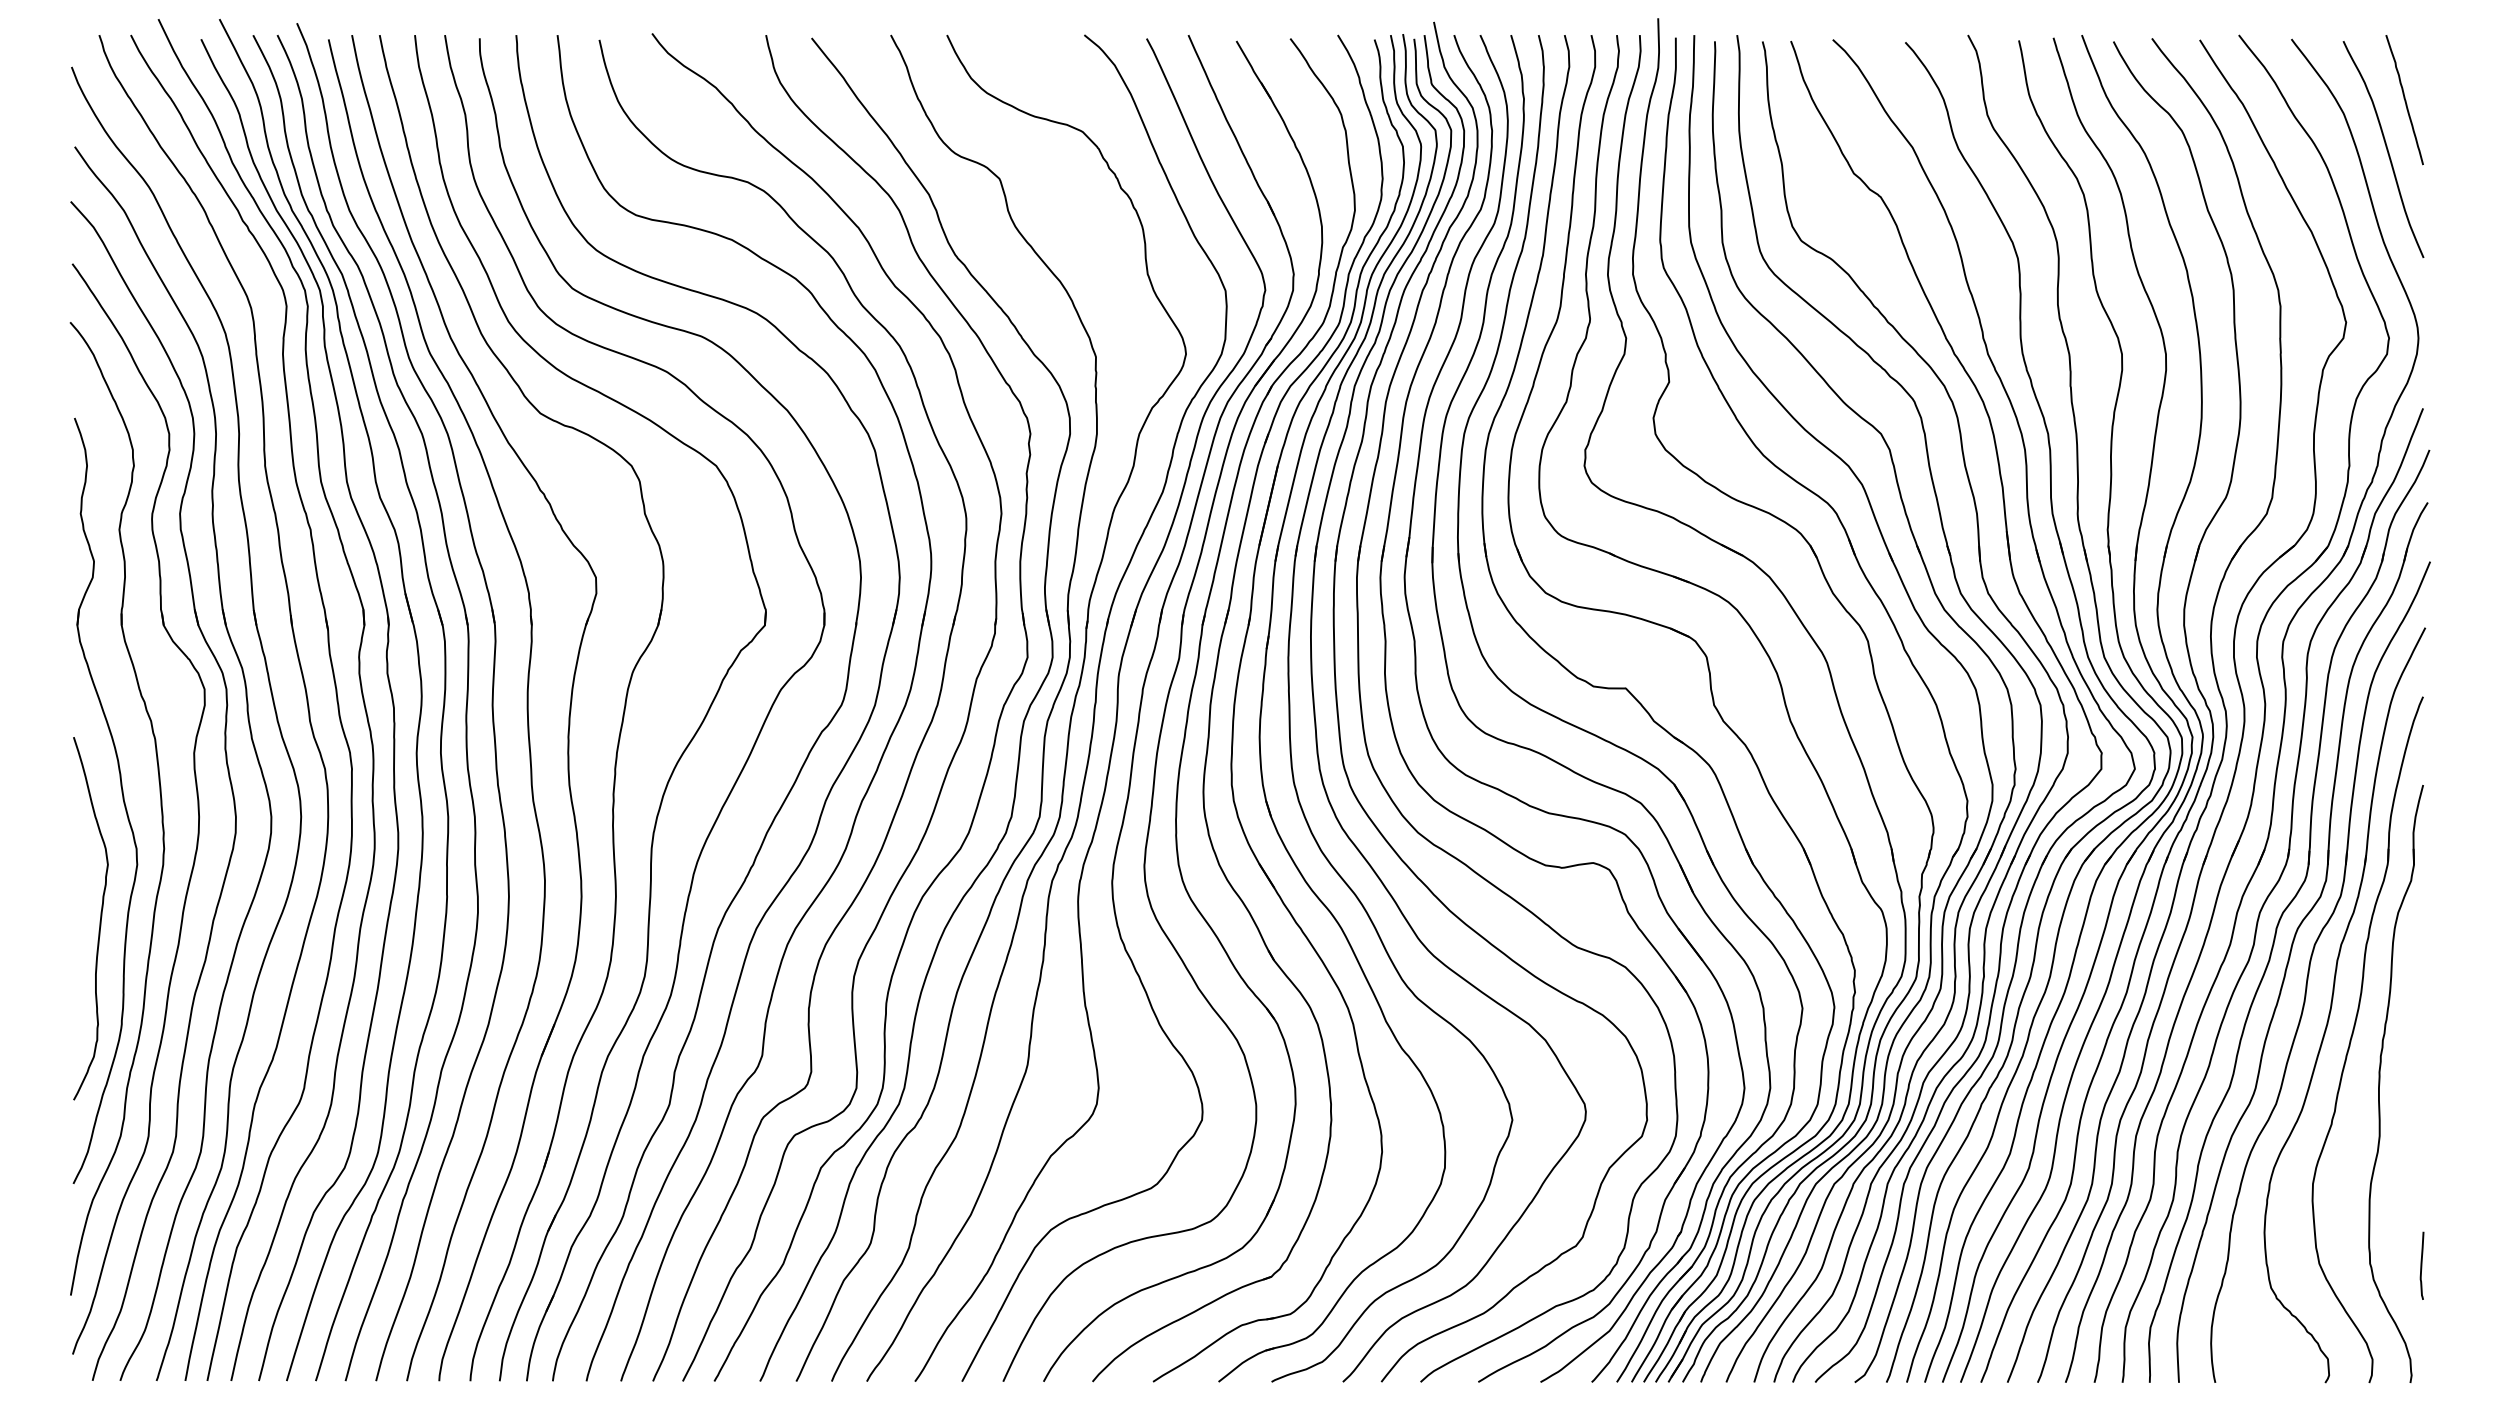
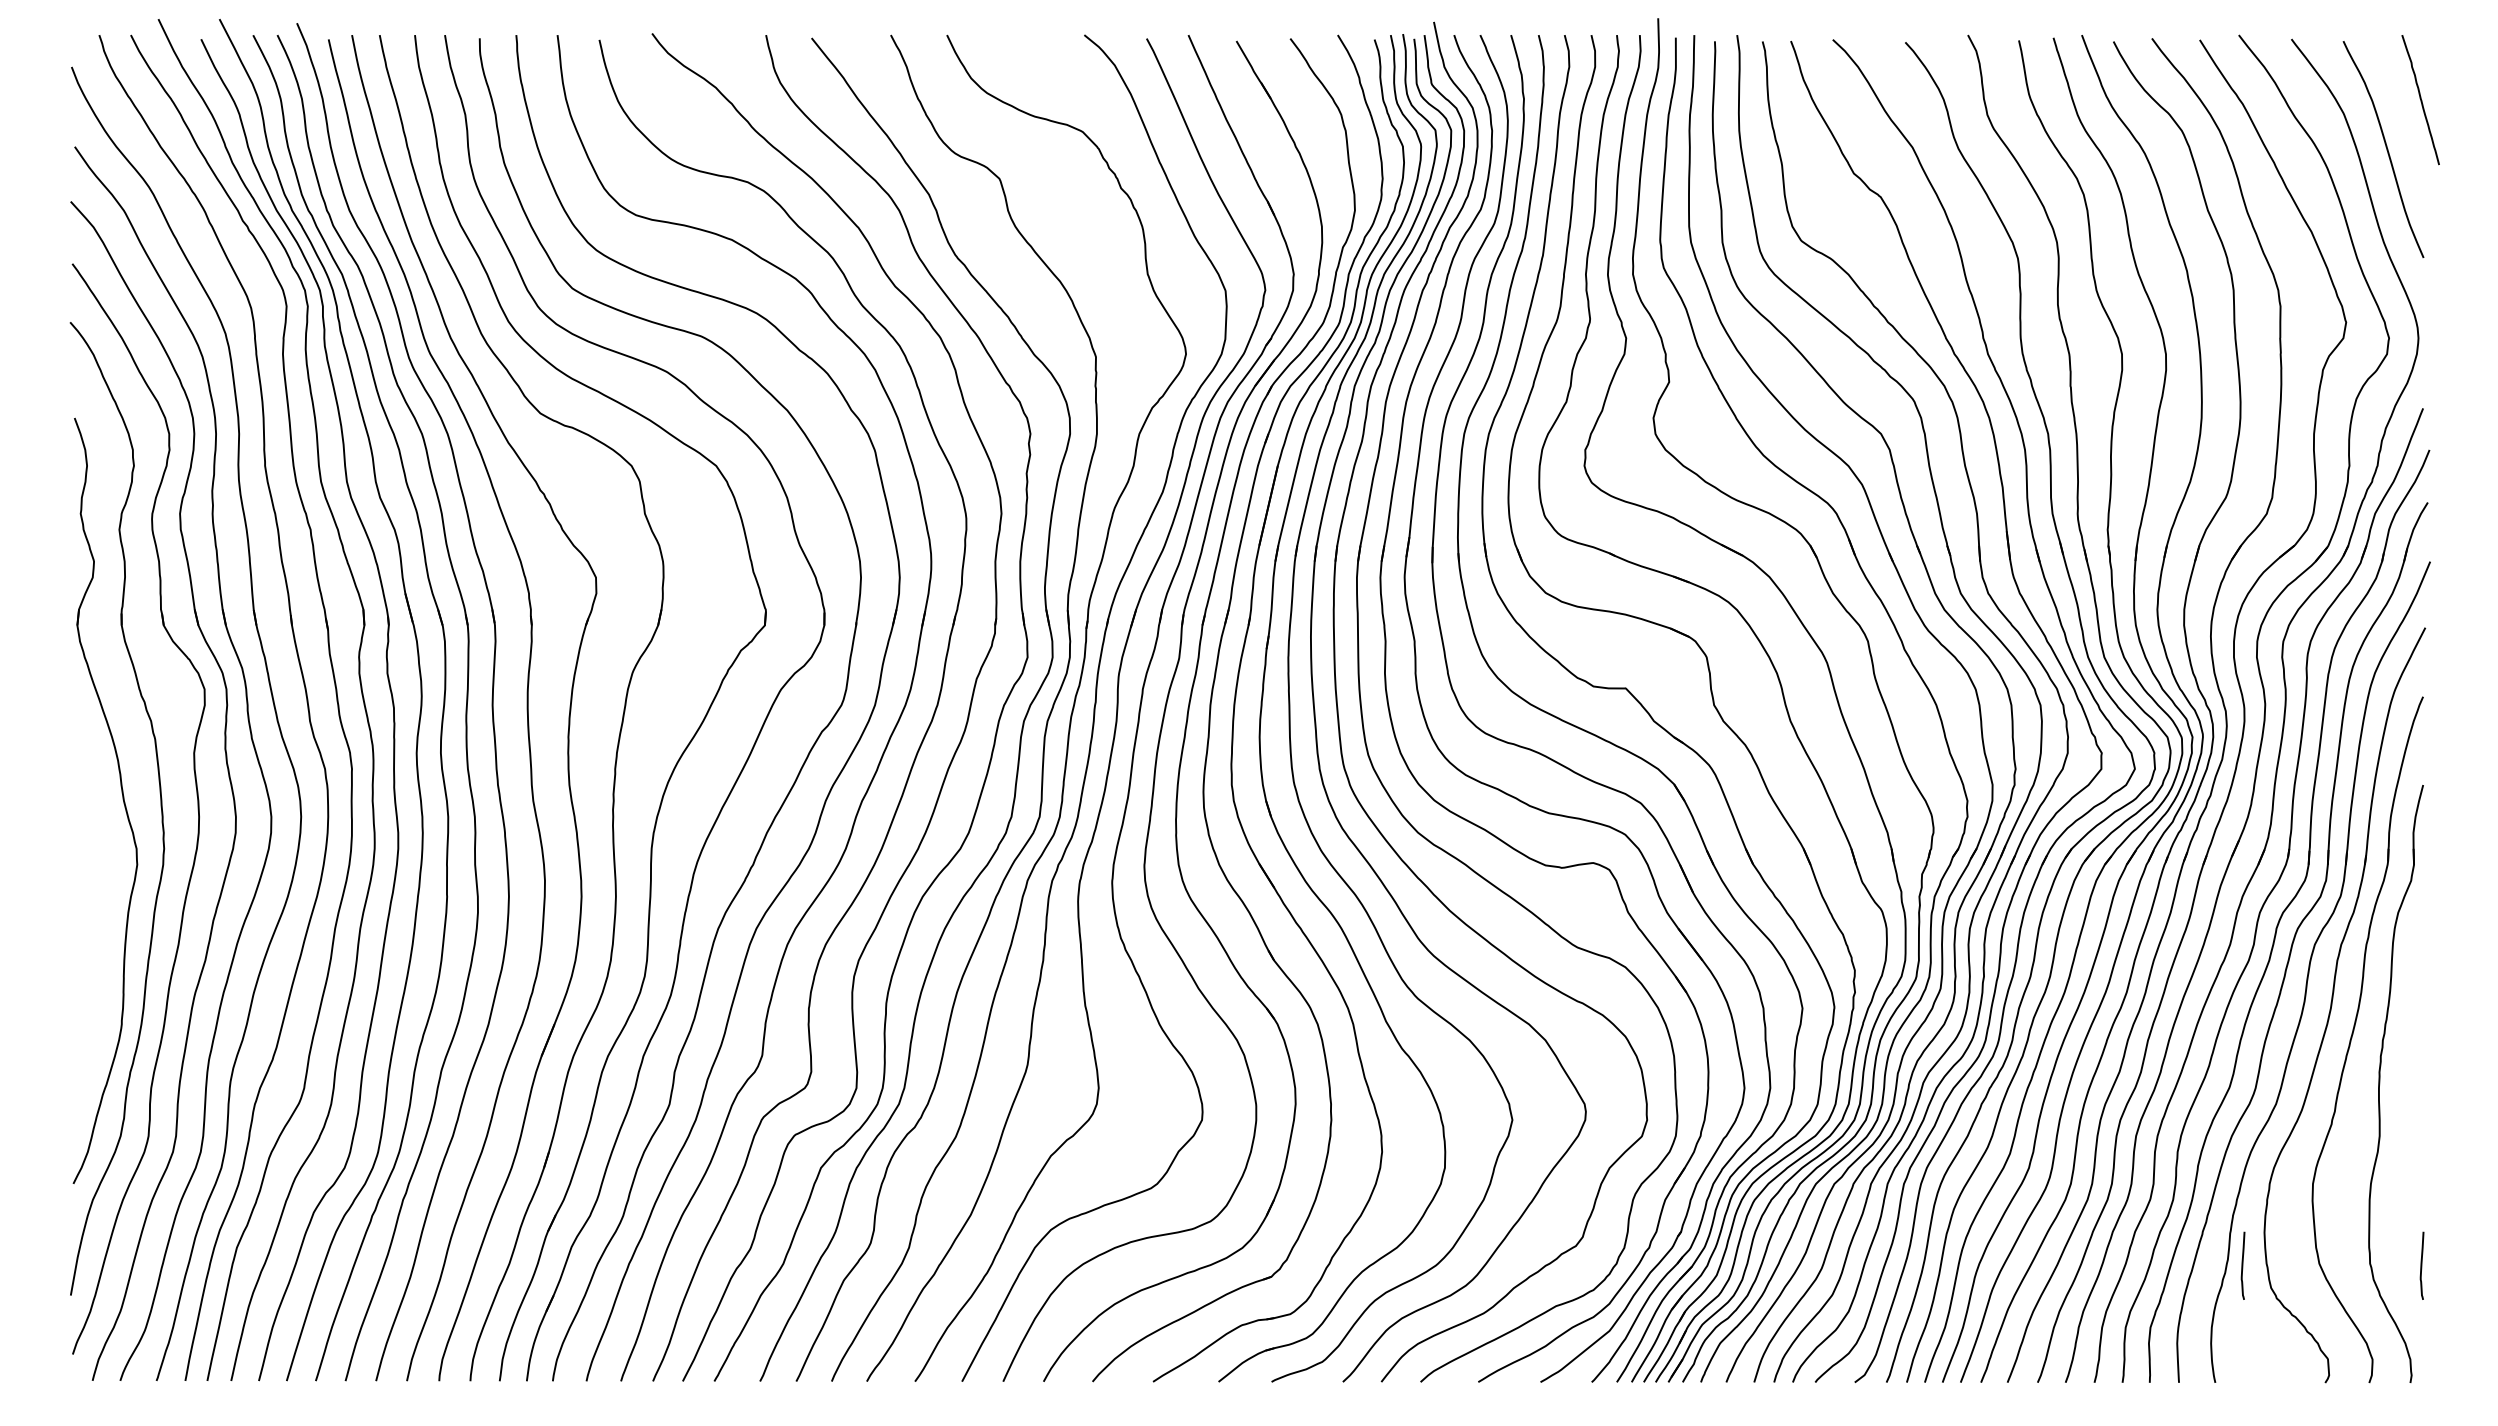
curve position: (2404, 100) -> (2420, 100) (2420, 100)
curve: present -> none (99, 921)
curve: none -> present (2242, 1265)
